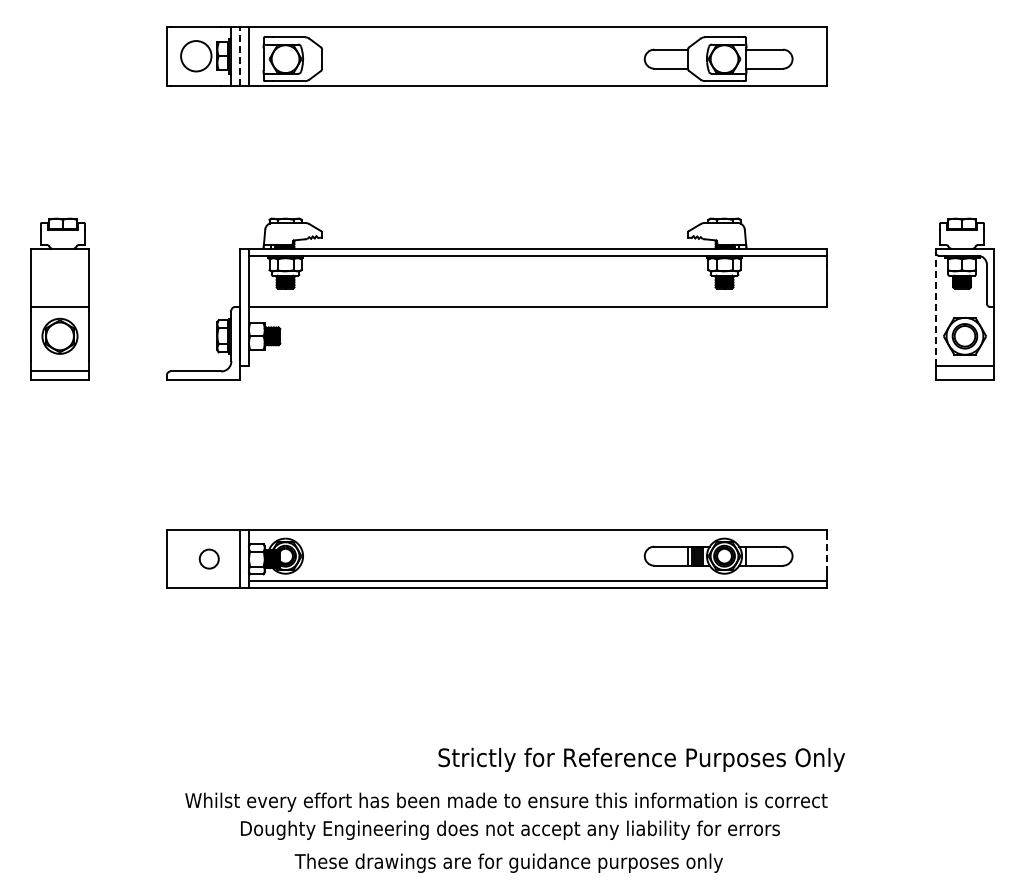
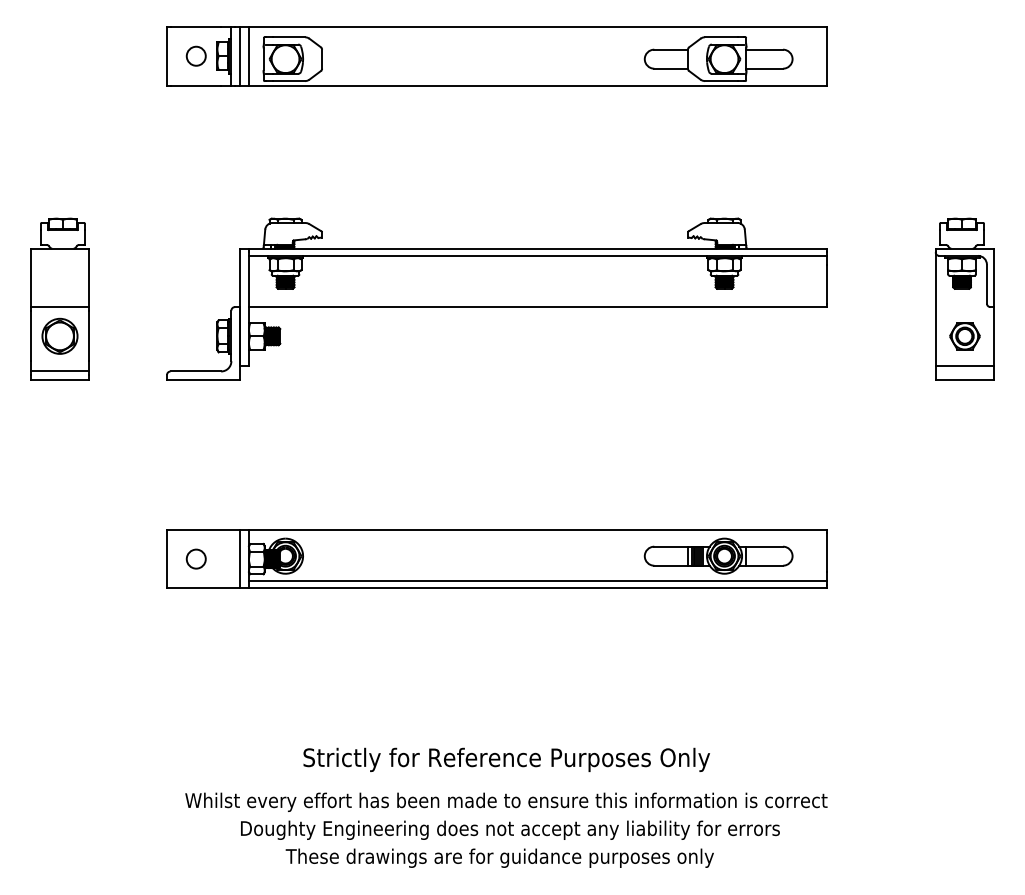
line: dashed -> solid (240, 55)
circle diameter: 30 px -> 19 px (195, 55)
line: dashed -> solid (935, 309)
part size: 44x39 px -> 32x29 px (964, 336)
line: dashed -> solid (826, 553)
circle position: (208, 558) -> (195, 558) (195, 558)
text position: (641, 759) -> (506, 759) (506, 759)
text position: (508, 862) -> (499, 857) (499, 857)
